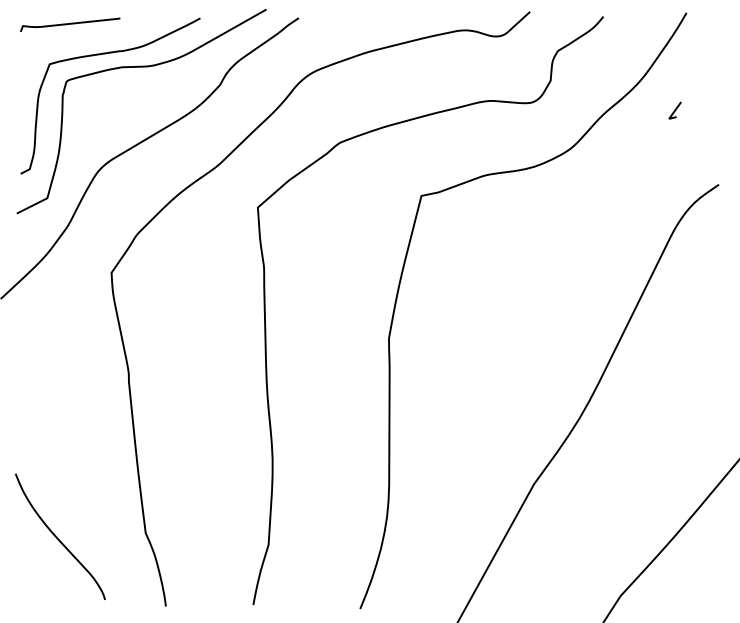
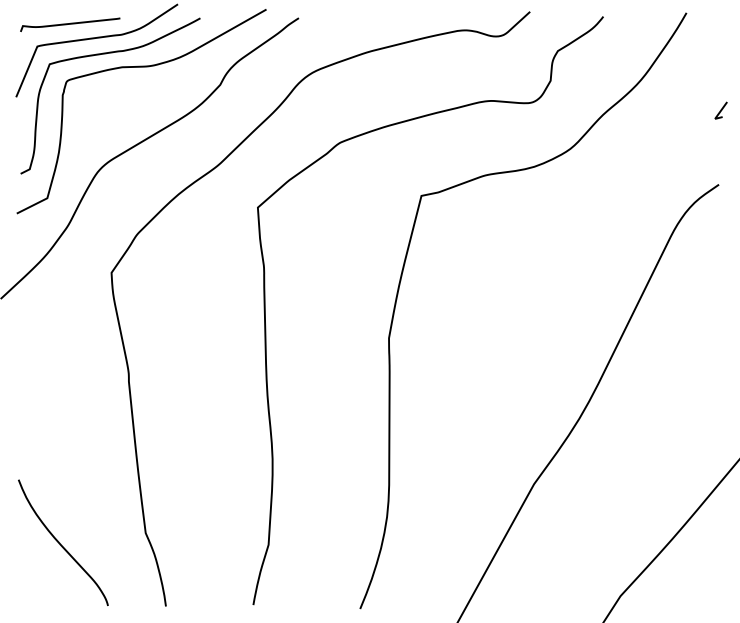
curve: none -> present (94, 39)
line position: (674, 110) -> (720, 110) (720, 110)
curve position: (58, 538) -> (61, 544) (61, 544)
